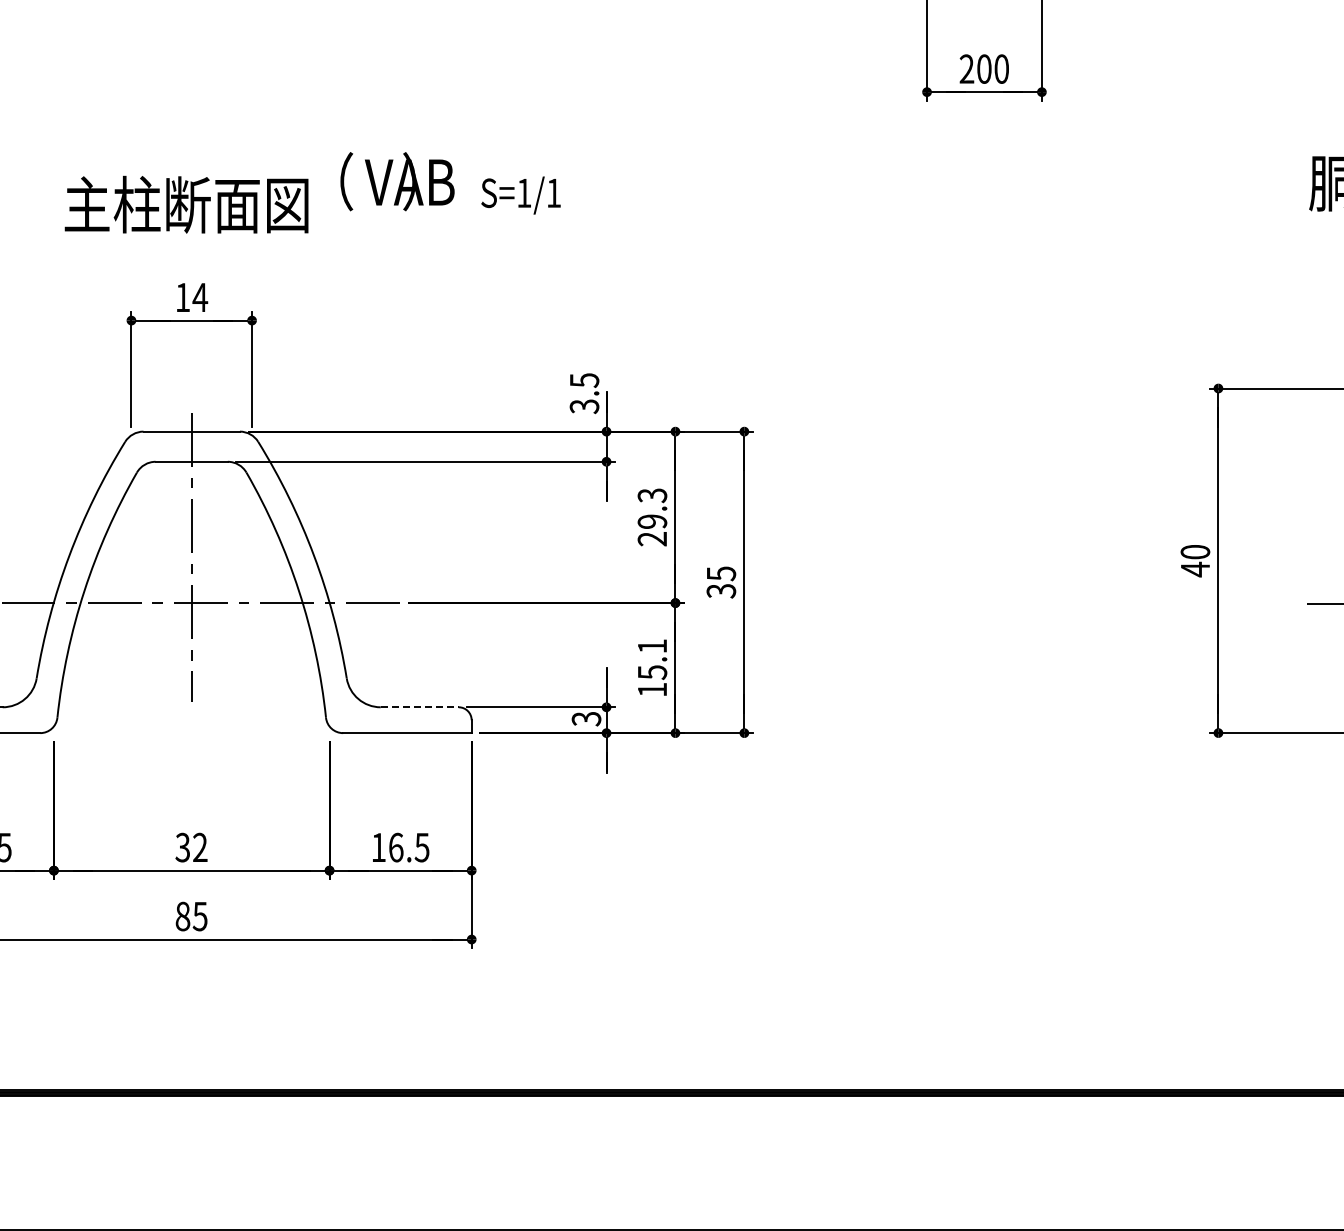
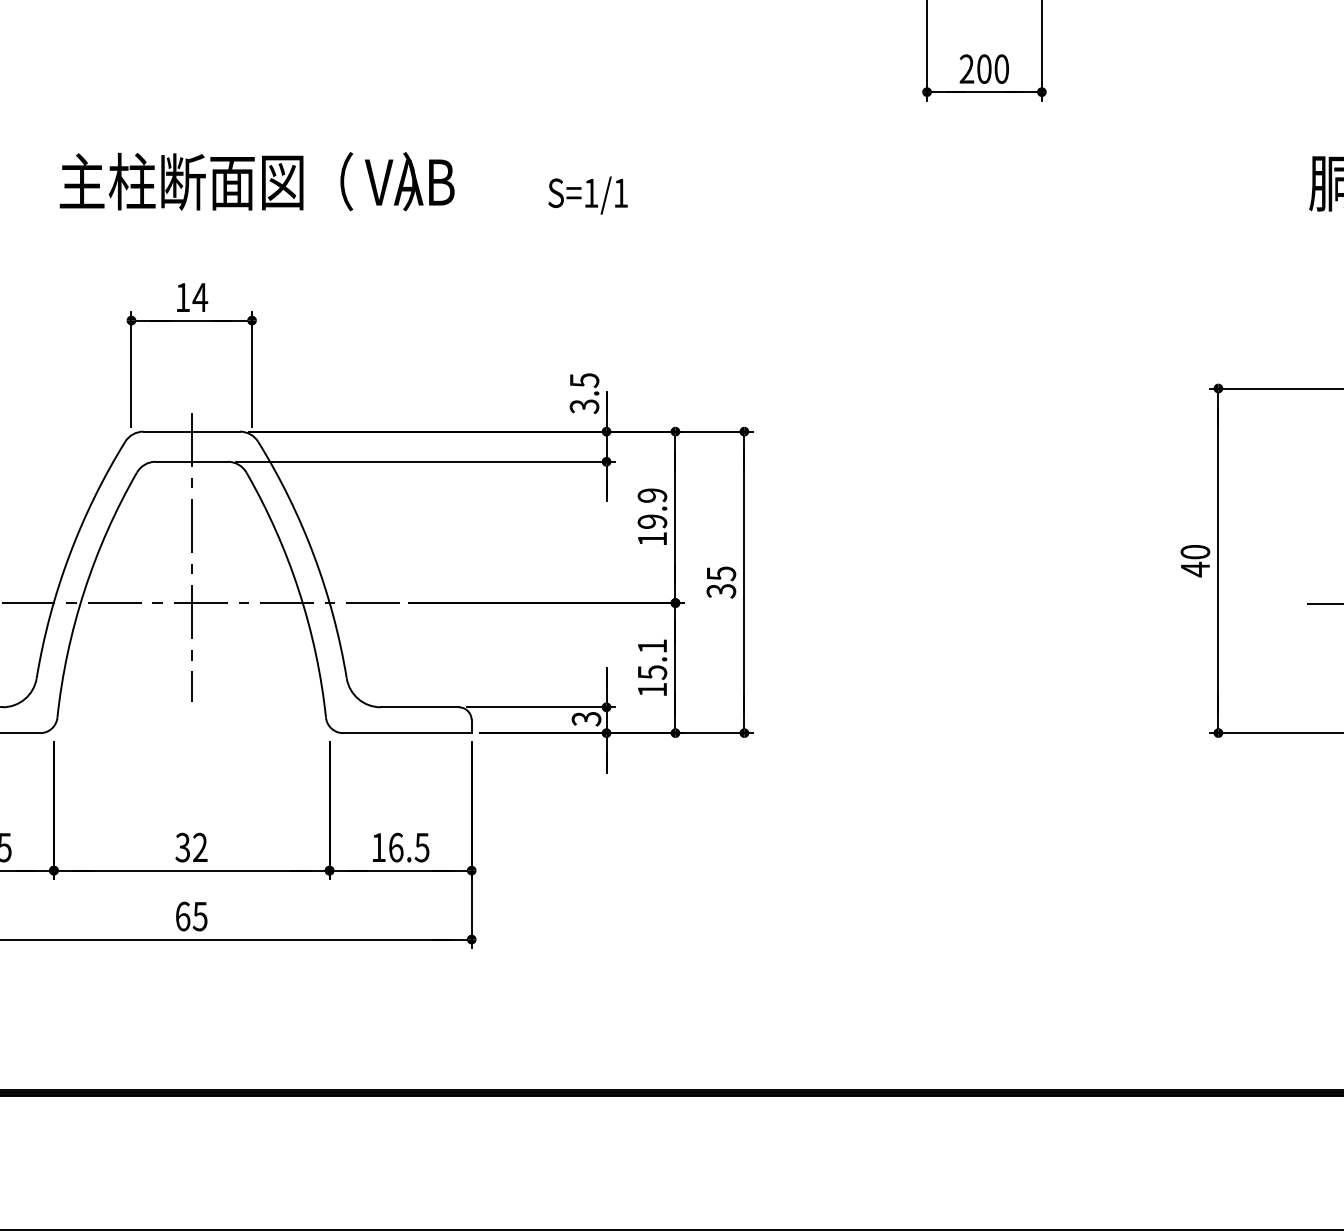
text position: (520, 195) -> (587, 195) (587, 195)
text position: (186, 204) -> (181, 181) (181, 181)
text: 29.3 -> 19.9 (652, 517)
line: dashed -> solid (419, 707)
text: 85 -> 65 (182, 916)
